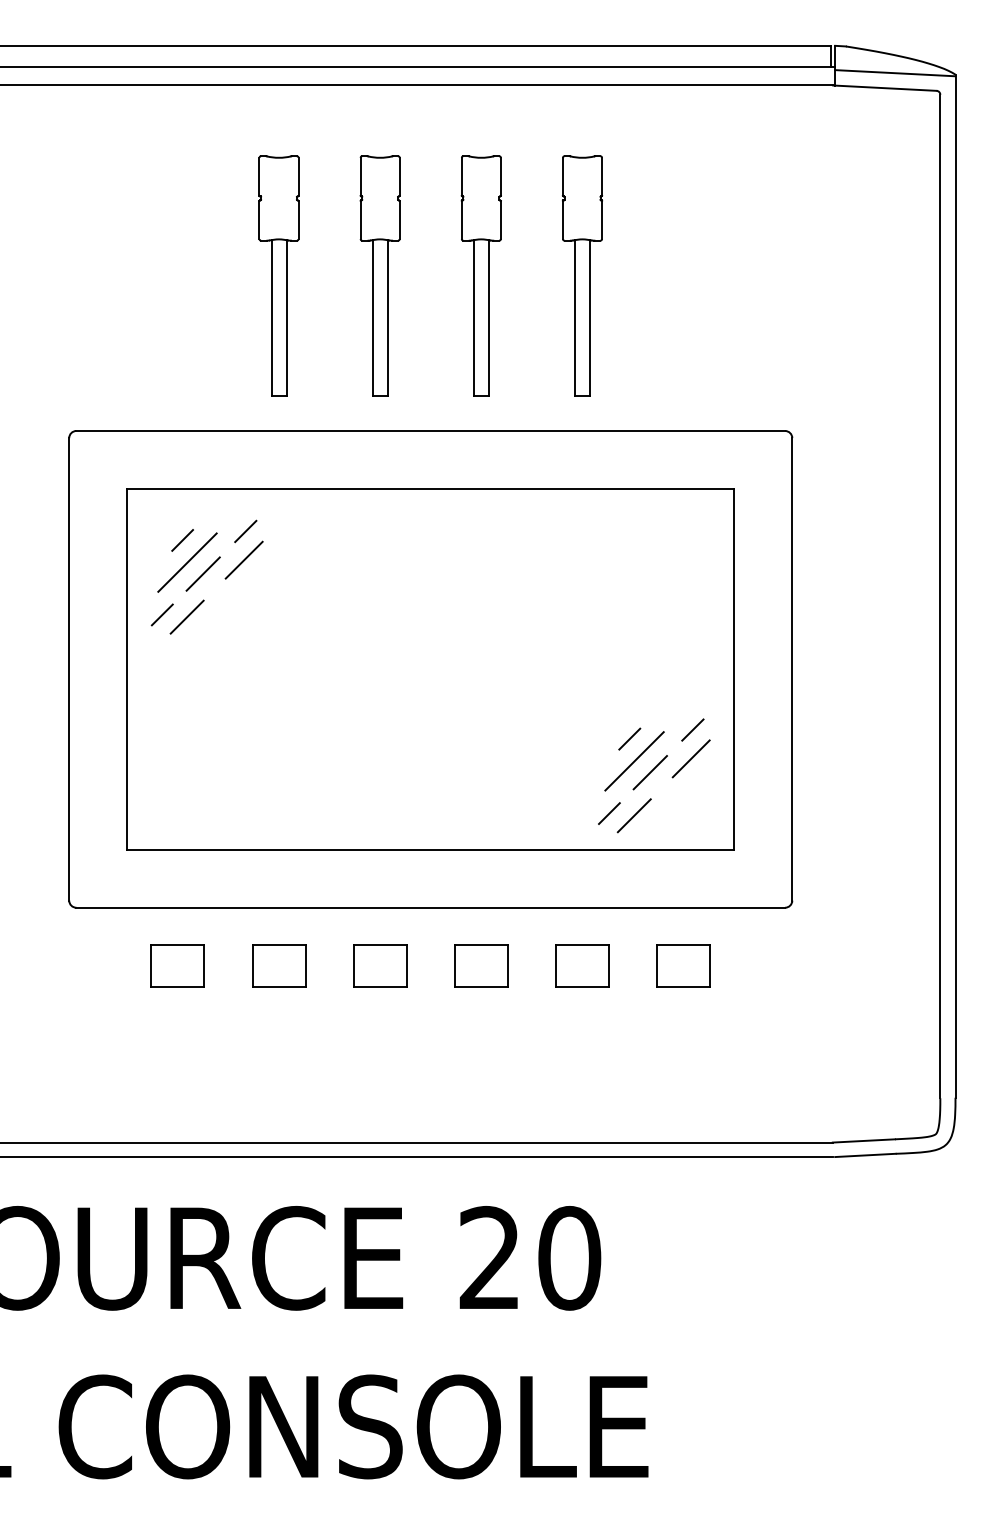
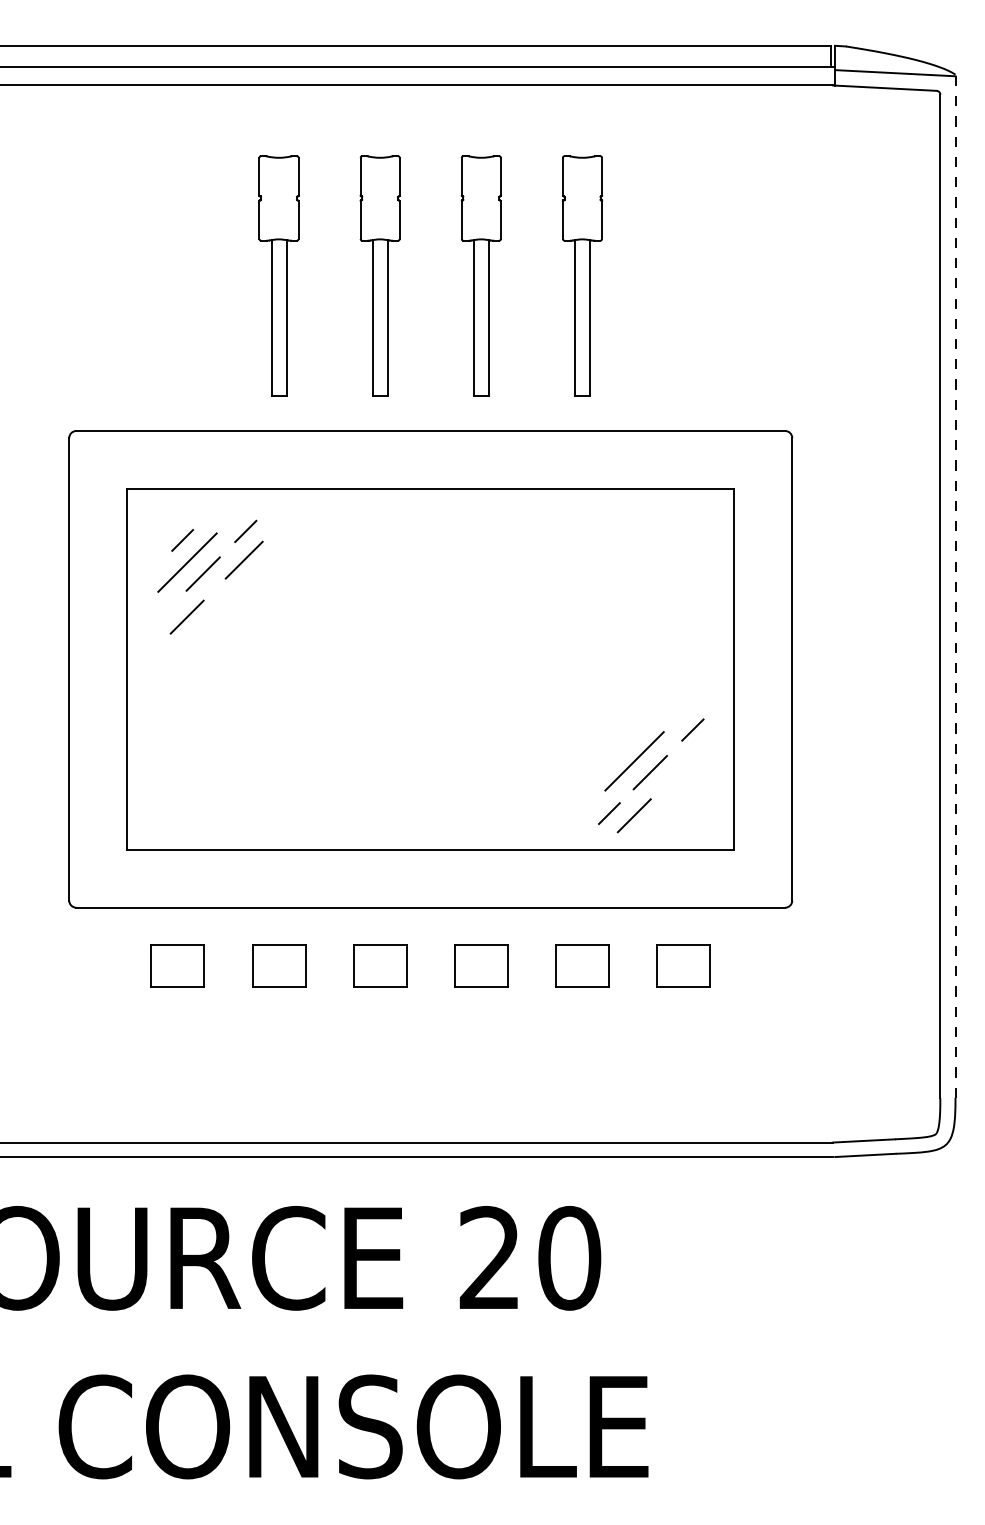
line: solid -> dashed (955, 586)
line: present -> none (161, 614)
line: present -> none (629, 738)
line: present -> none (690, 758)
